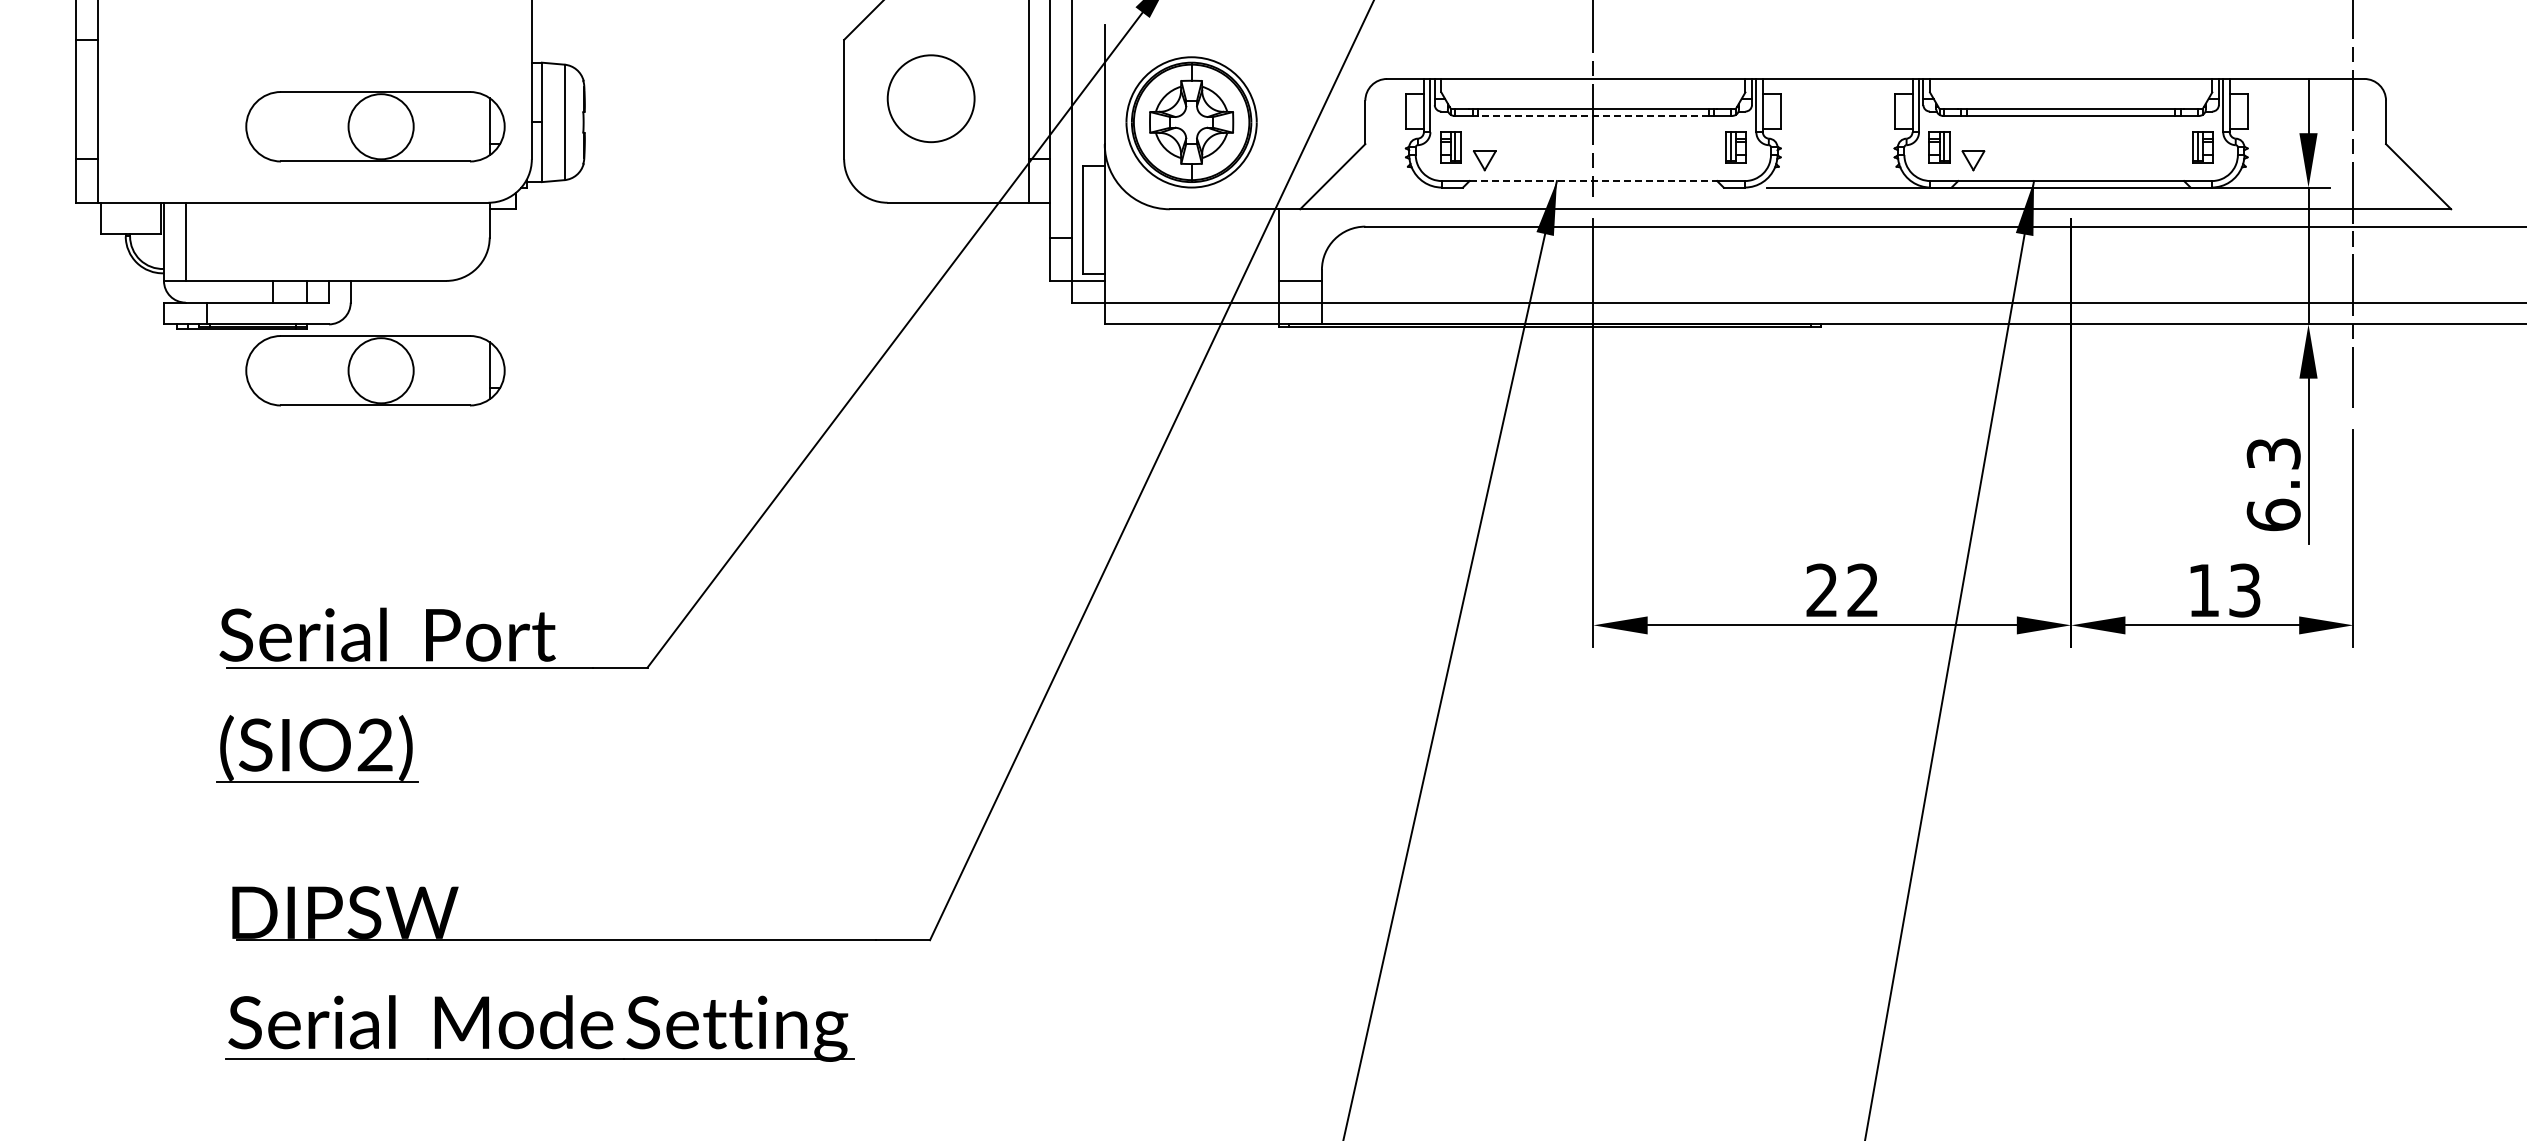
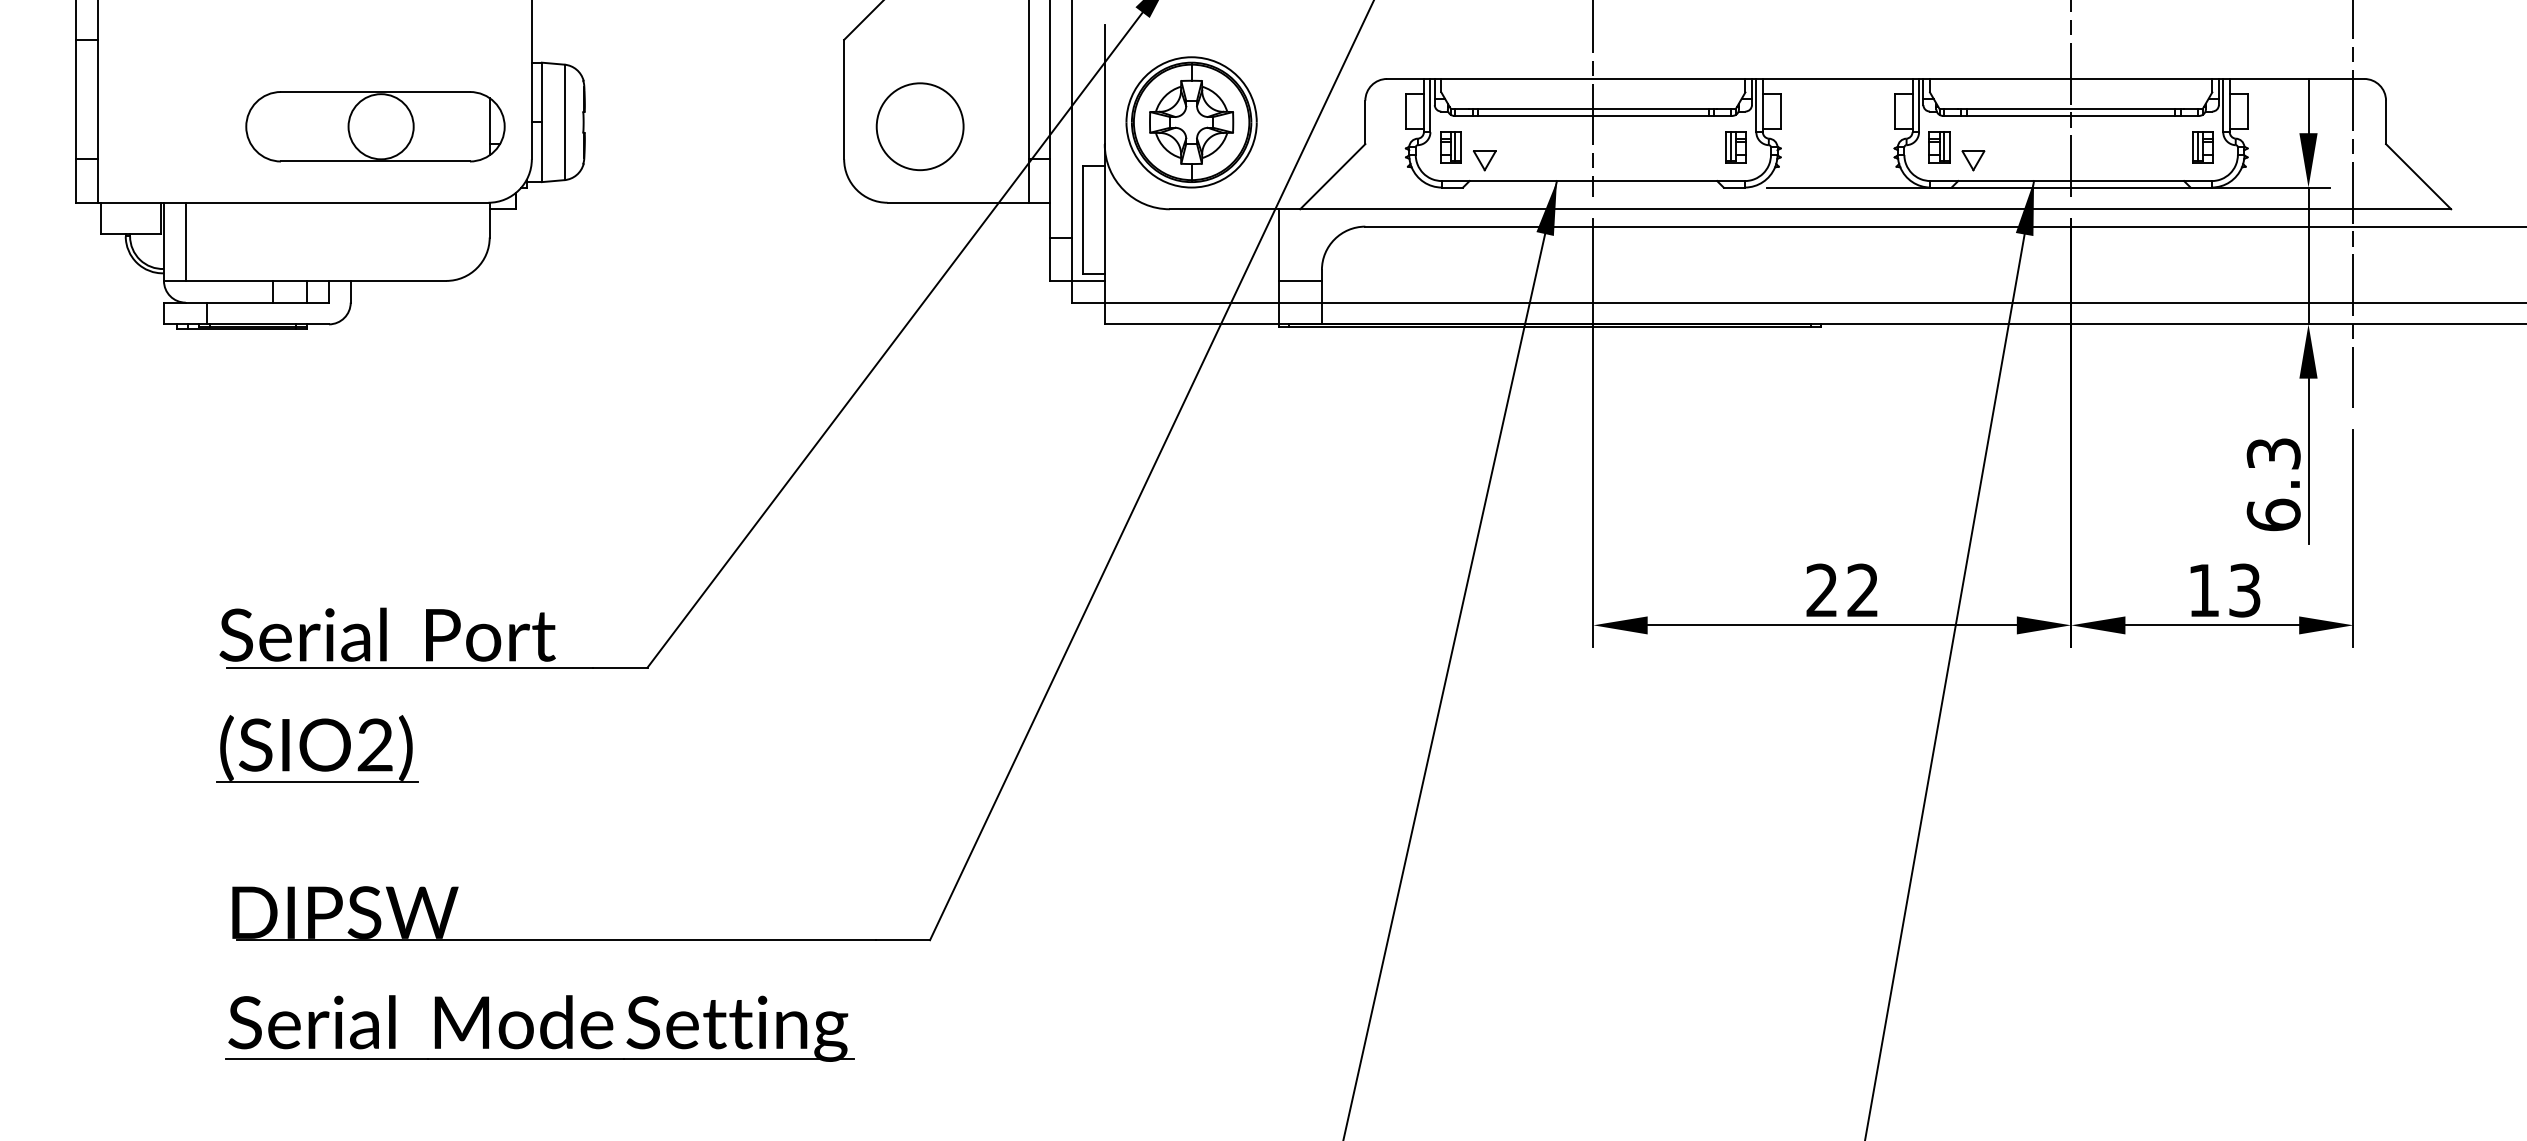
circle position: (930, 98) -> (919, 126) (919, 126)
line: none -> present (2071, 99)
line: dashed -> solid (1592, 115)
line: dashed -> solid (1593, 181)
part: present -> none (375, 370)
